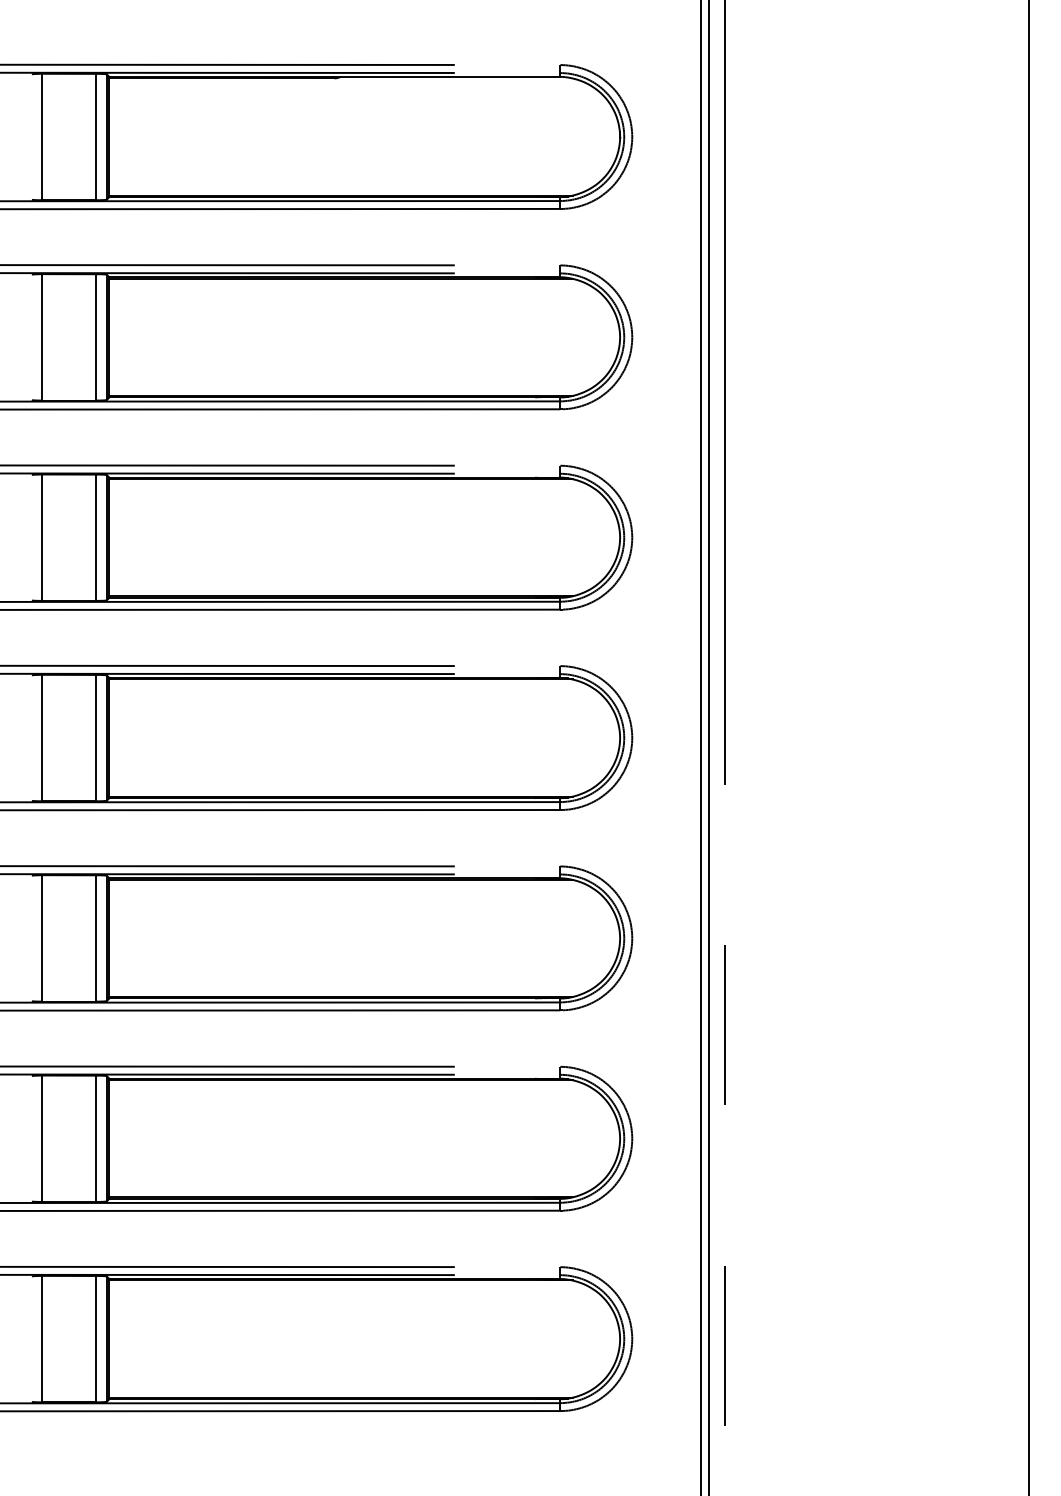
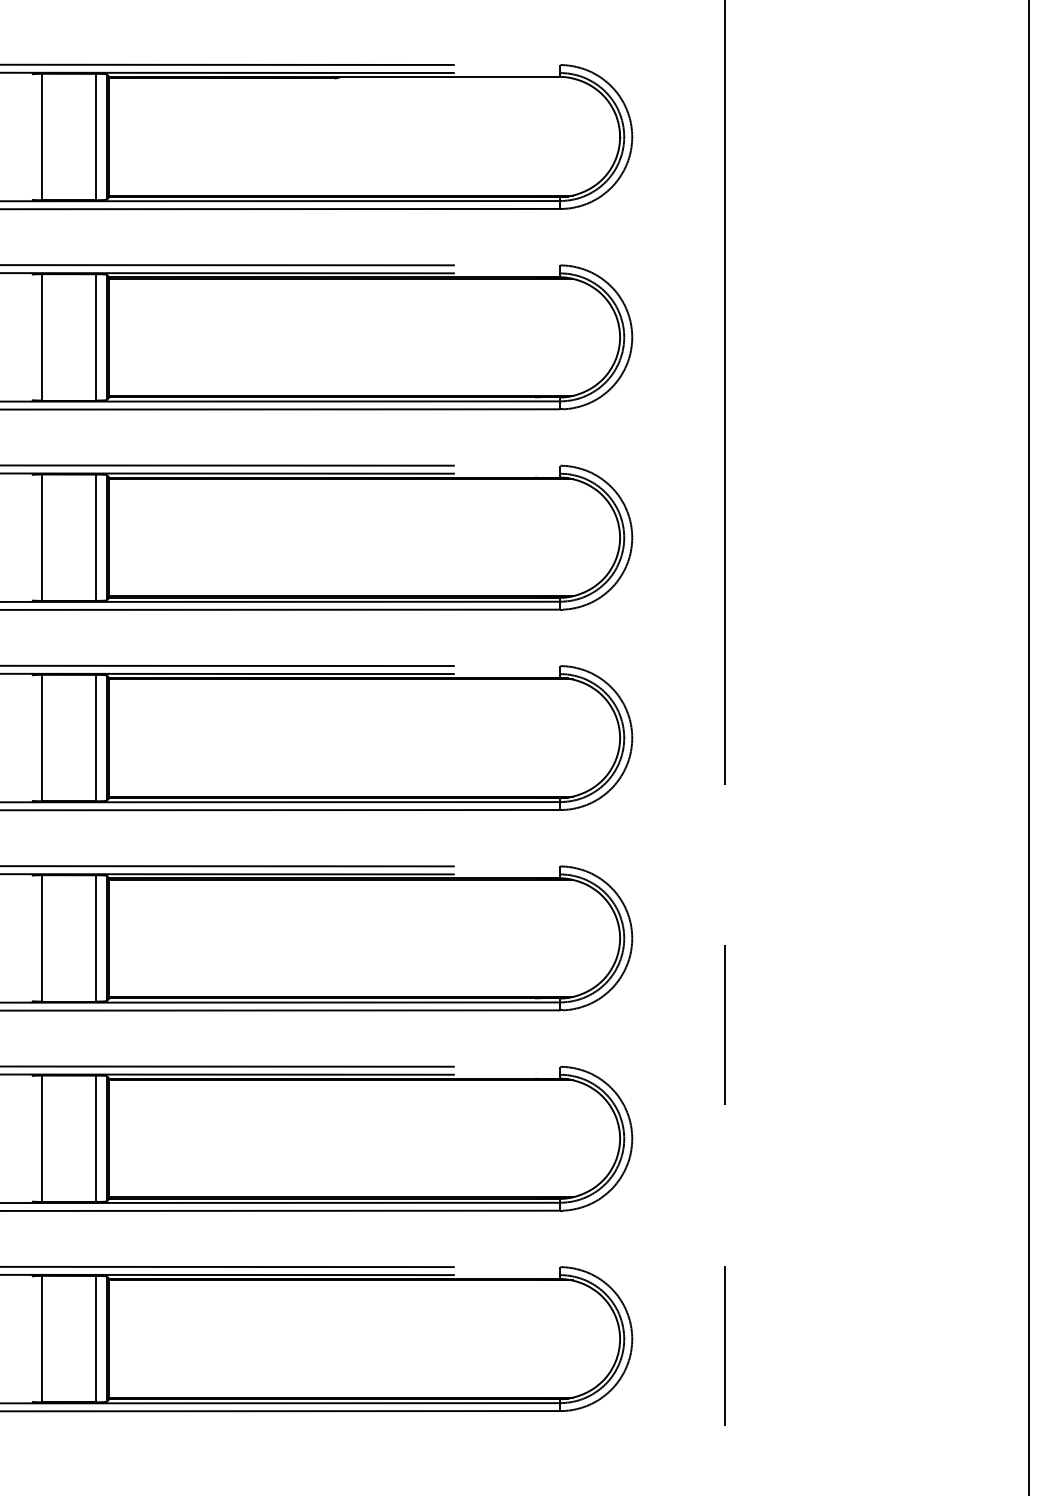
line: present -> none (700, 747)
line: present -> none (708, 747)
